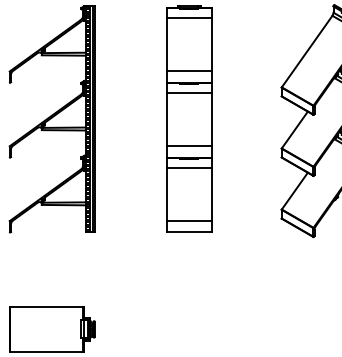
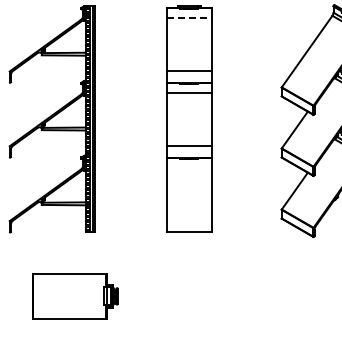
line: solid -> dashed (189, 18)
line: present -> none (188, 167)
line: present -> none (188, 221)
part position: (52, 329) -> (75, 296) (75, 296)
